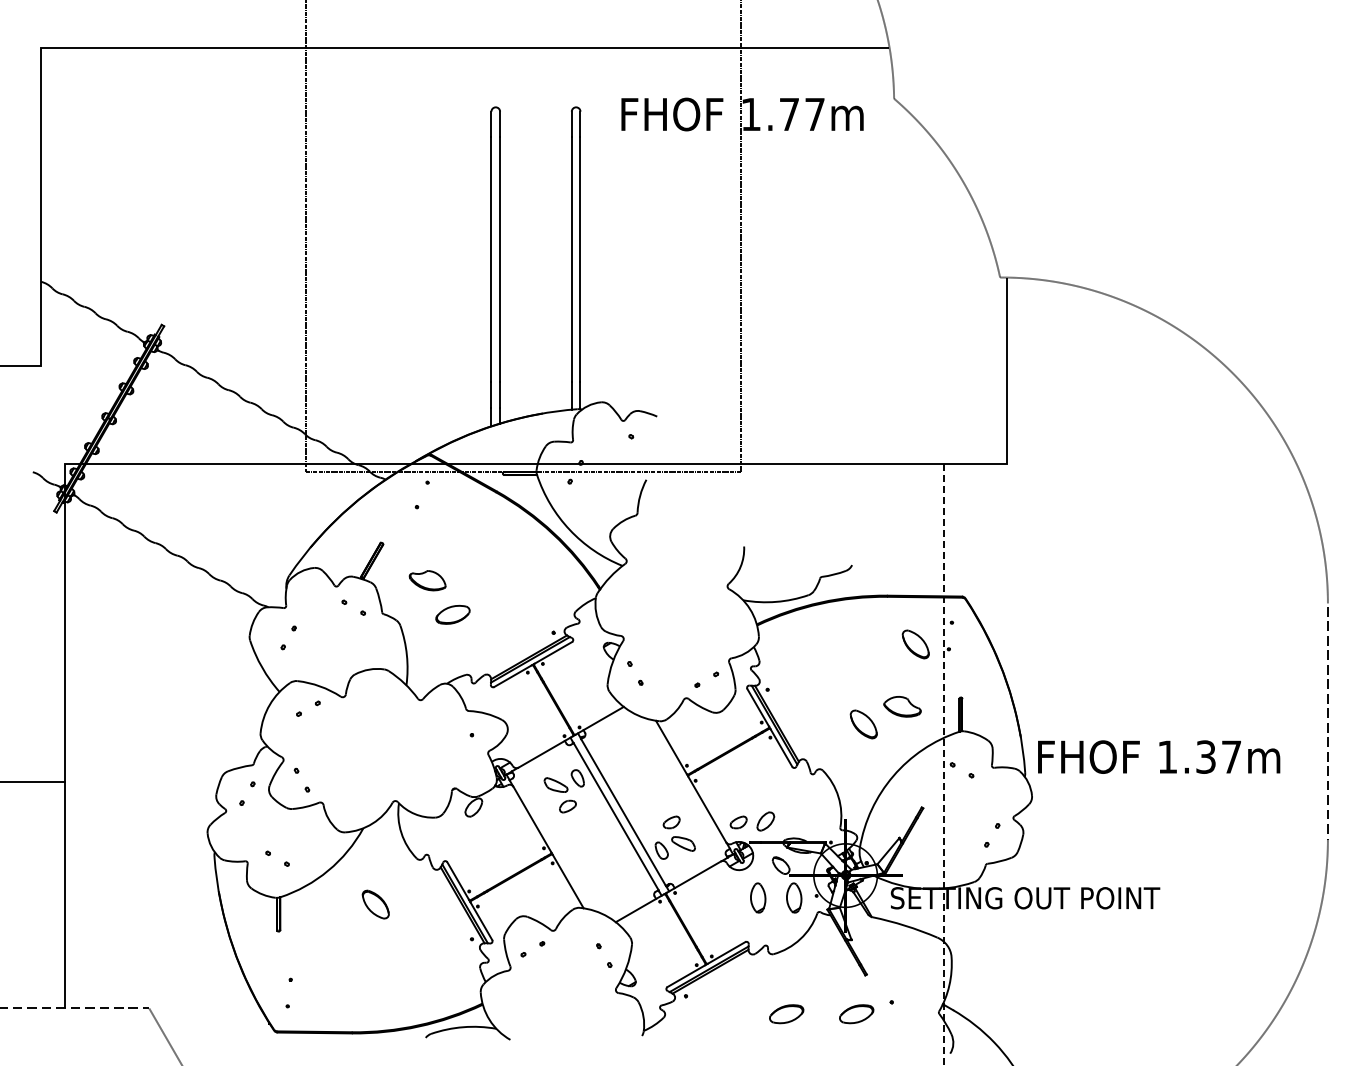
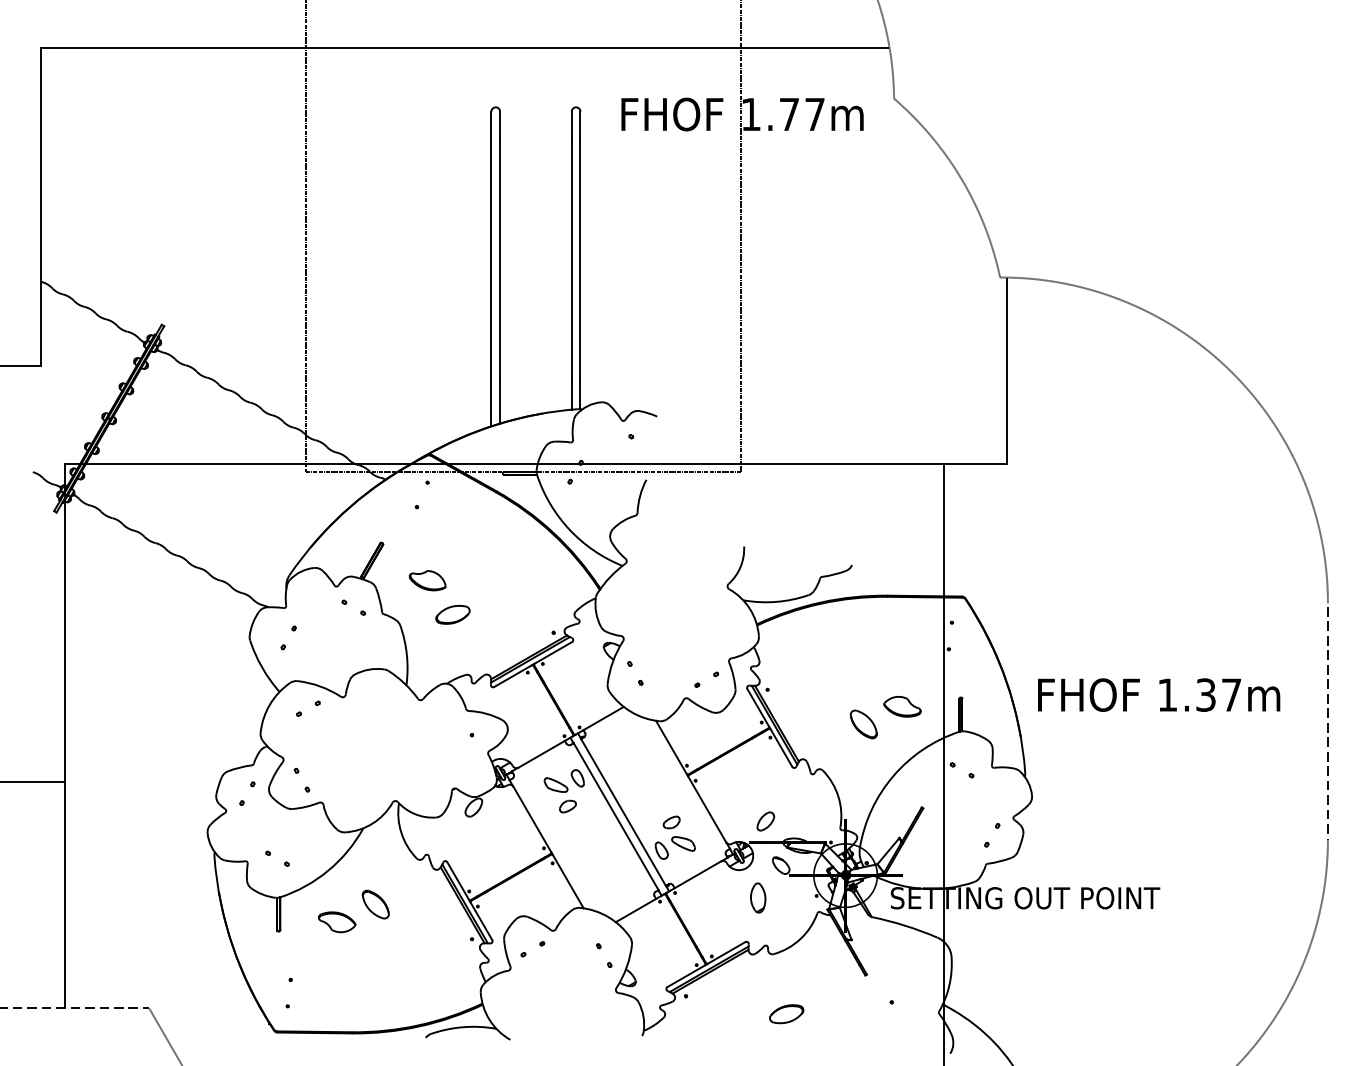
part: present -> none (915, 644)
text position: (1159, 756) -> (1159, 694) (1159, 694)
line: dashed -> solid (943, 765)
part: present -> none (738, 822)
part: present -> none (794, 897)
part: none -> present (337, 922)
part: present -> none (856, 1014)
